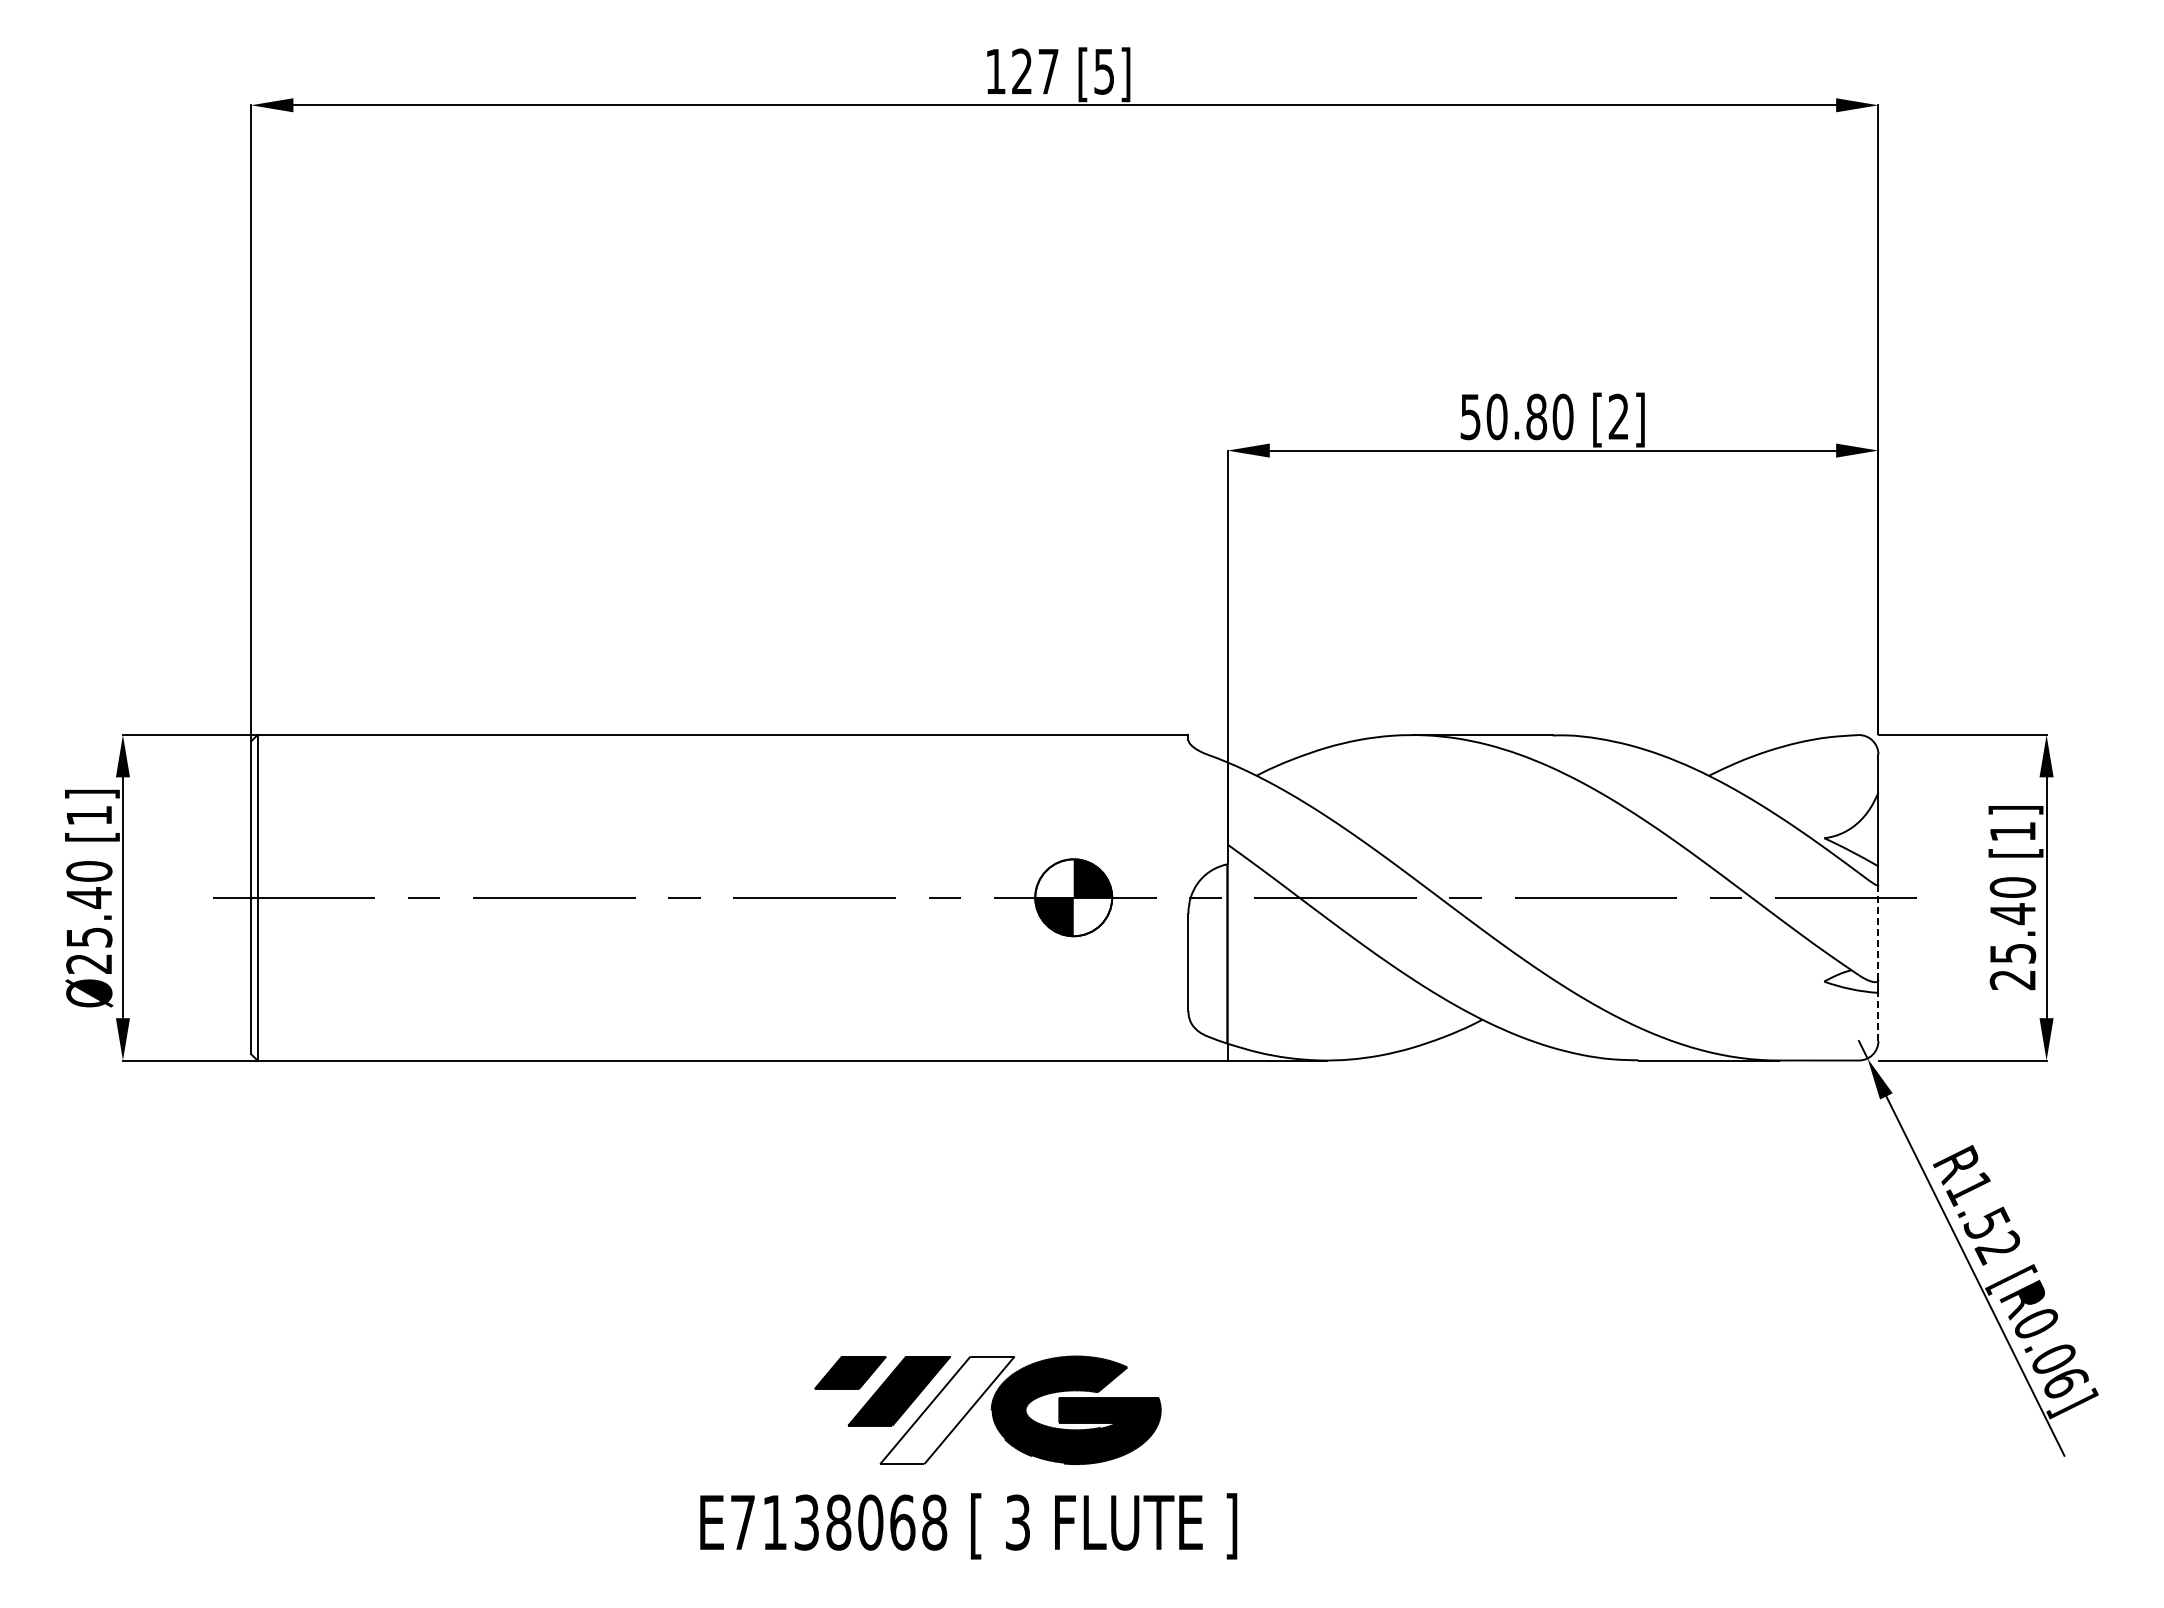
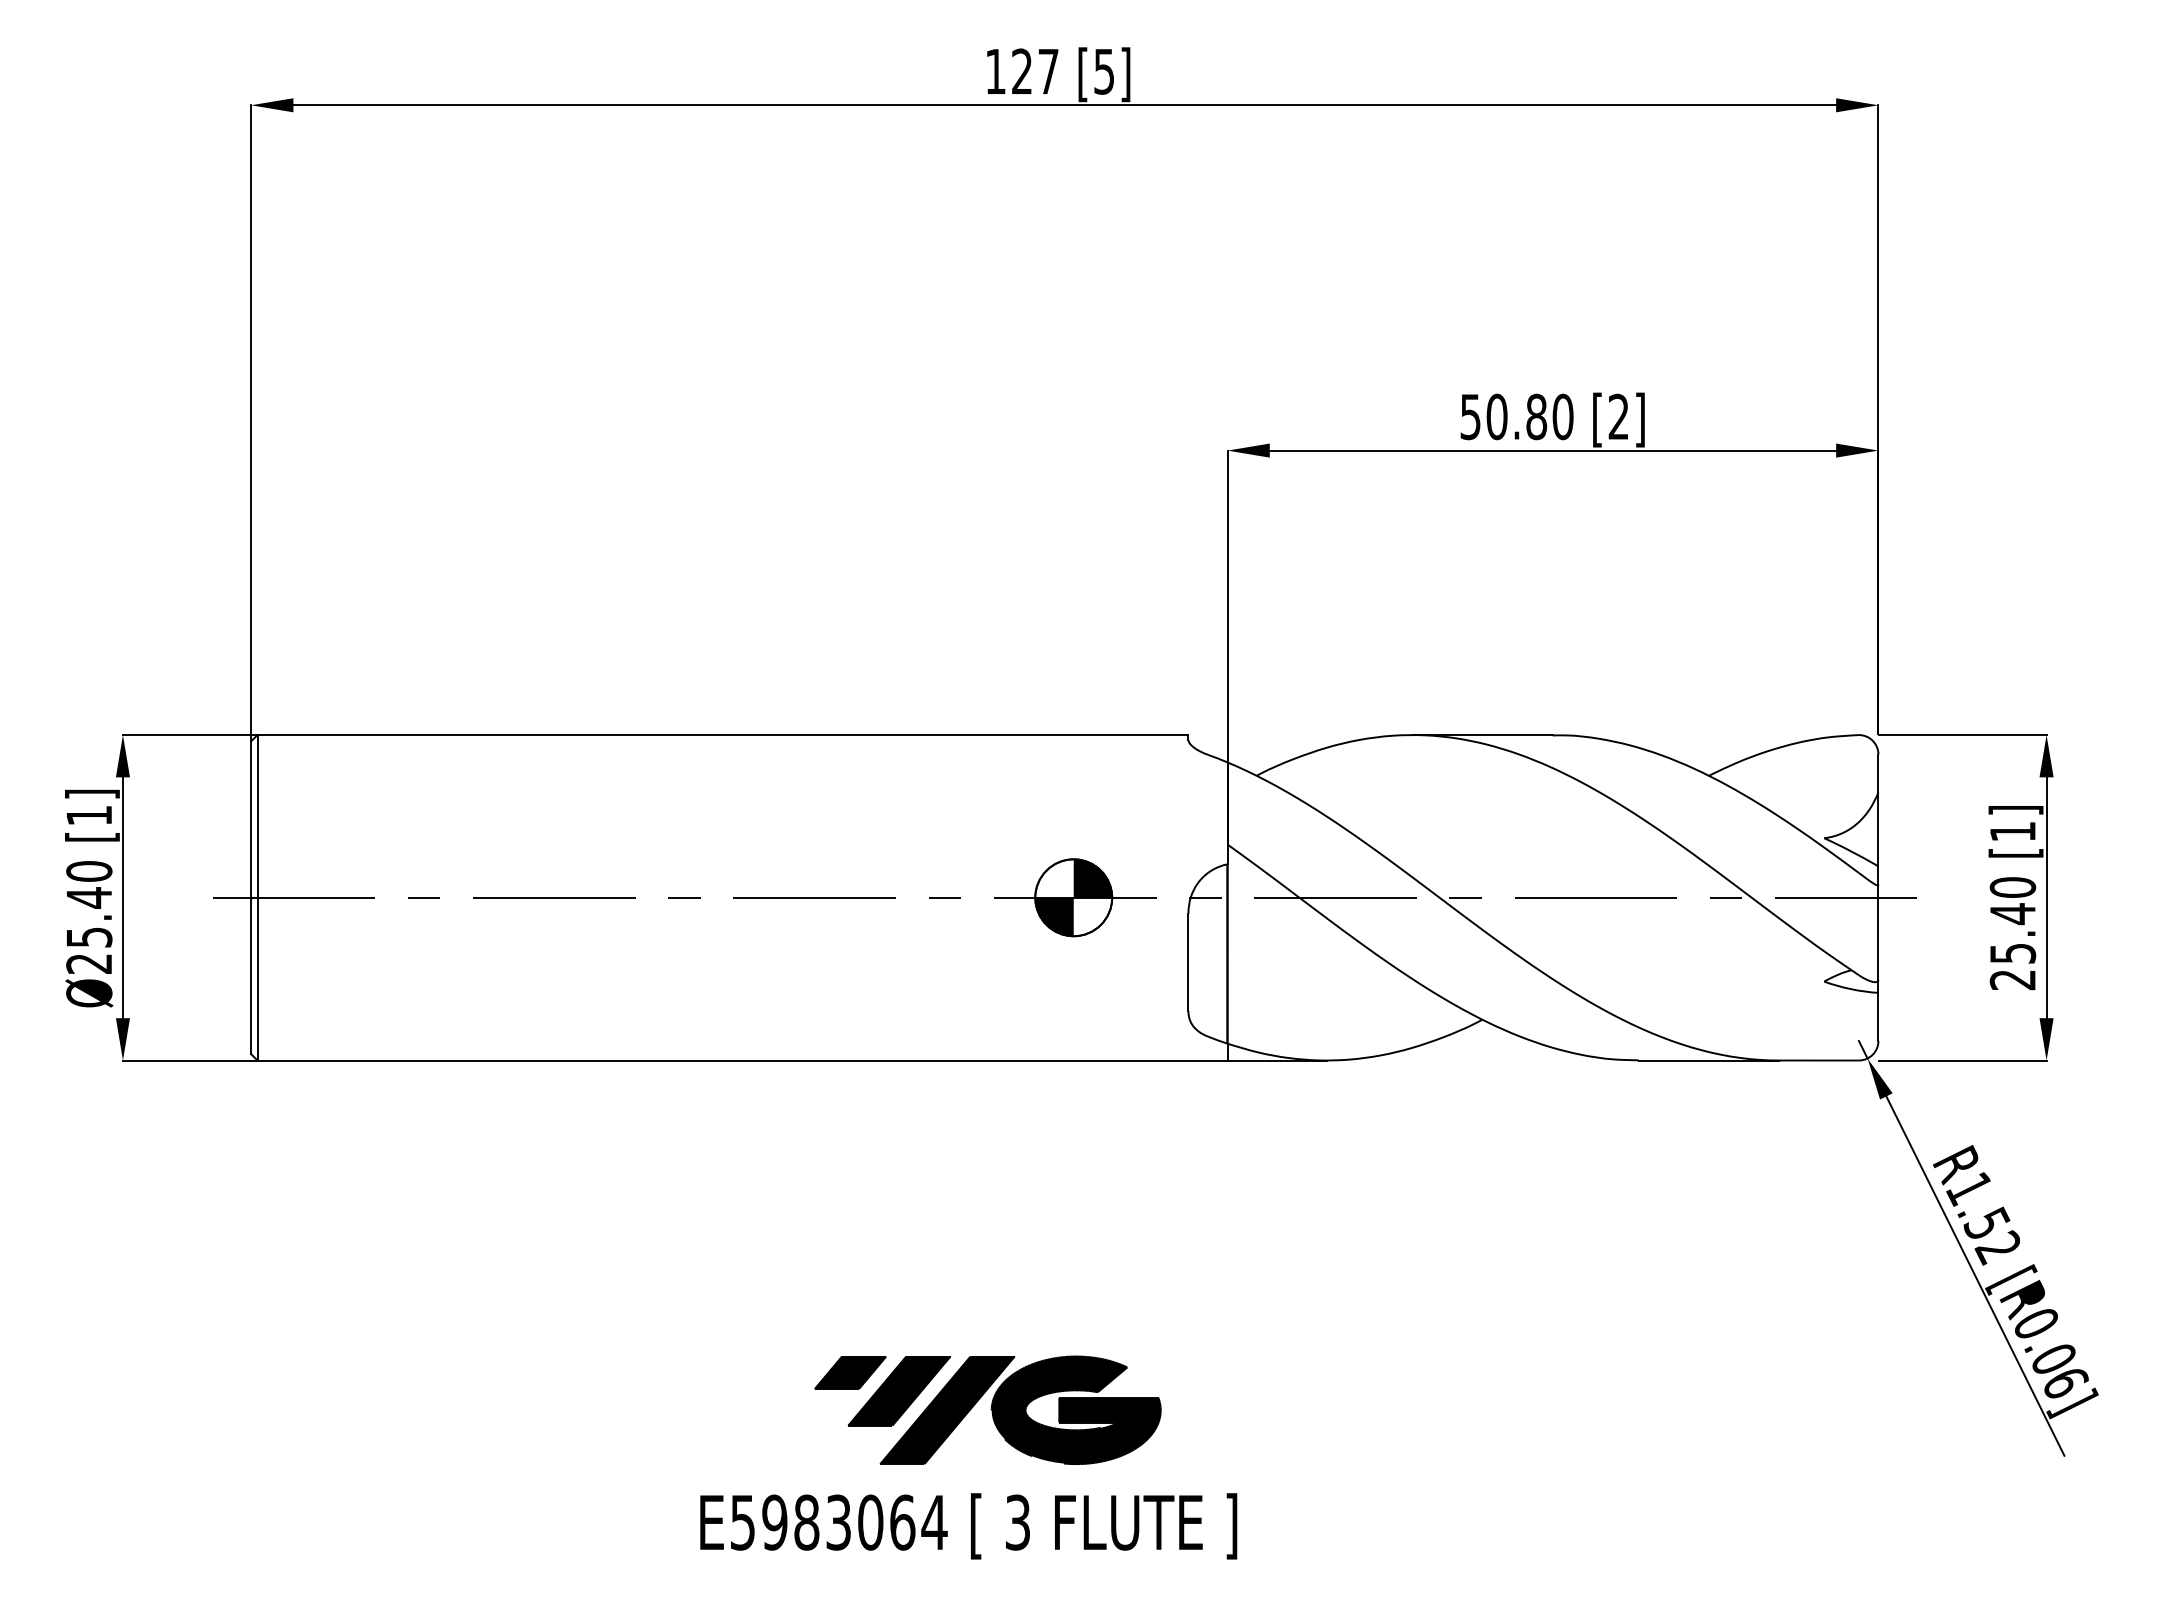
line: dashed -> solid (1878, 932)
line: dashed -> solid (1878, 1016)
fill: none -> present (947, 1410)
text: E7138068 -> E5983064 (839, 1522)
